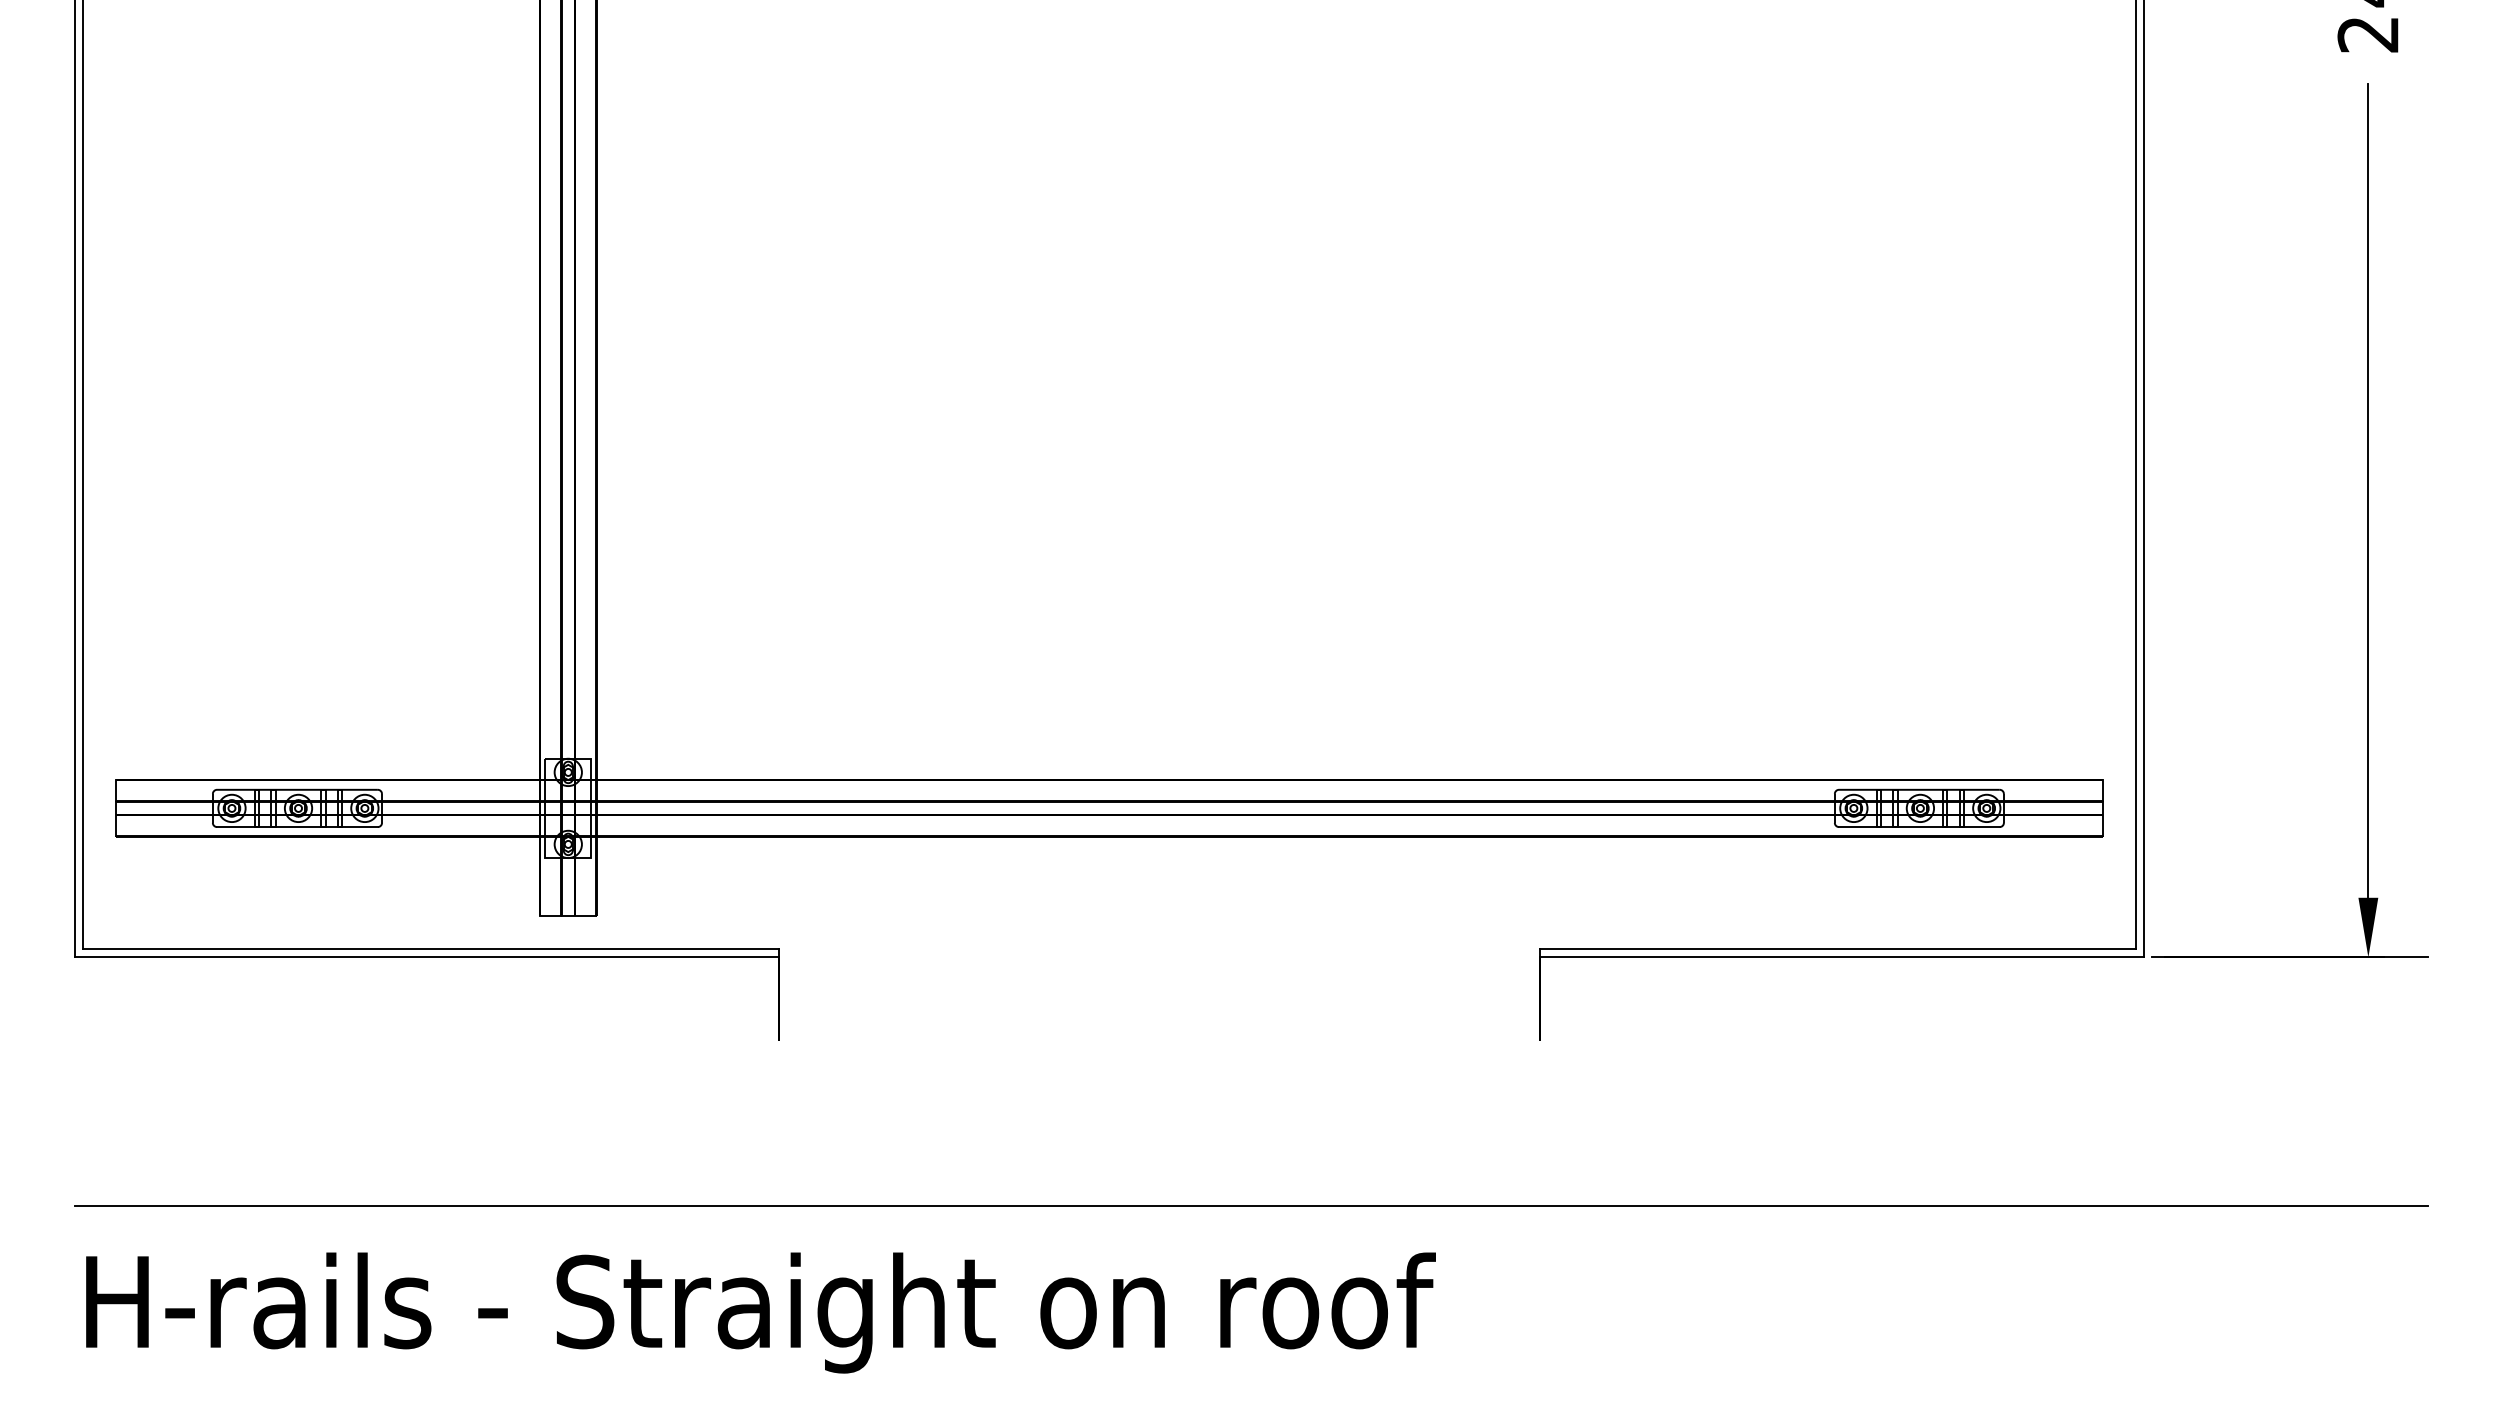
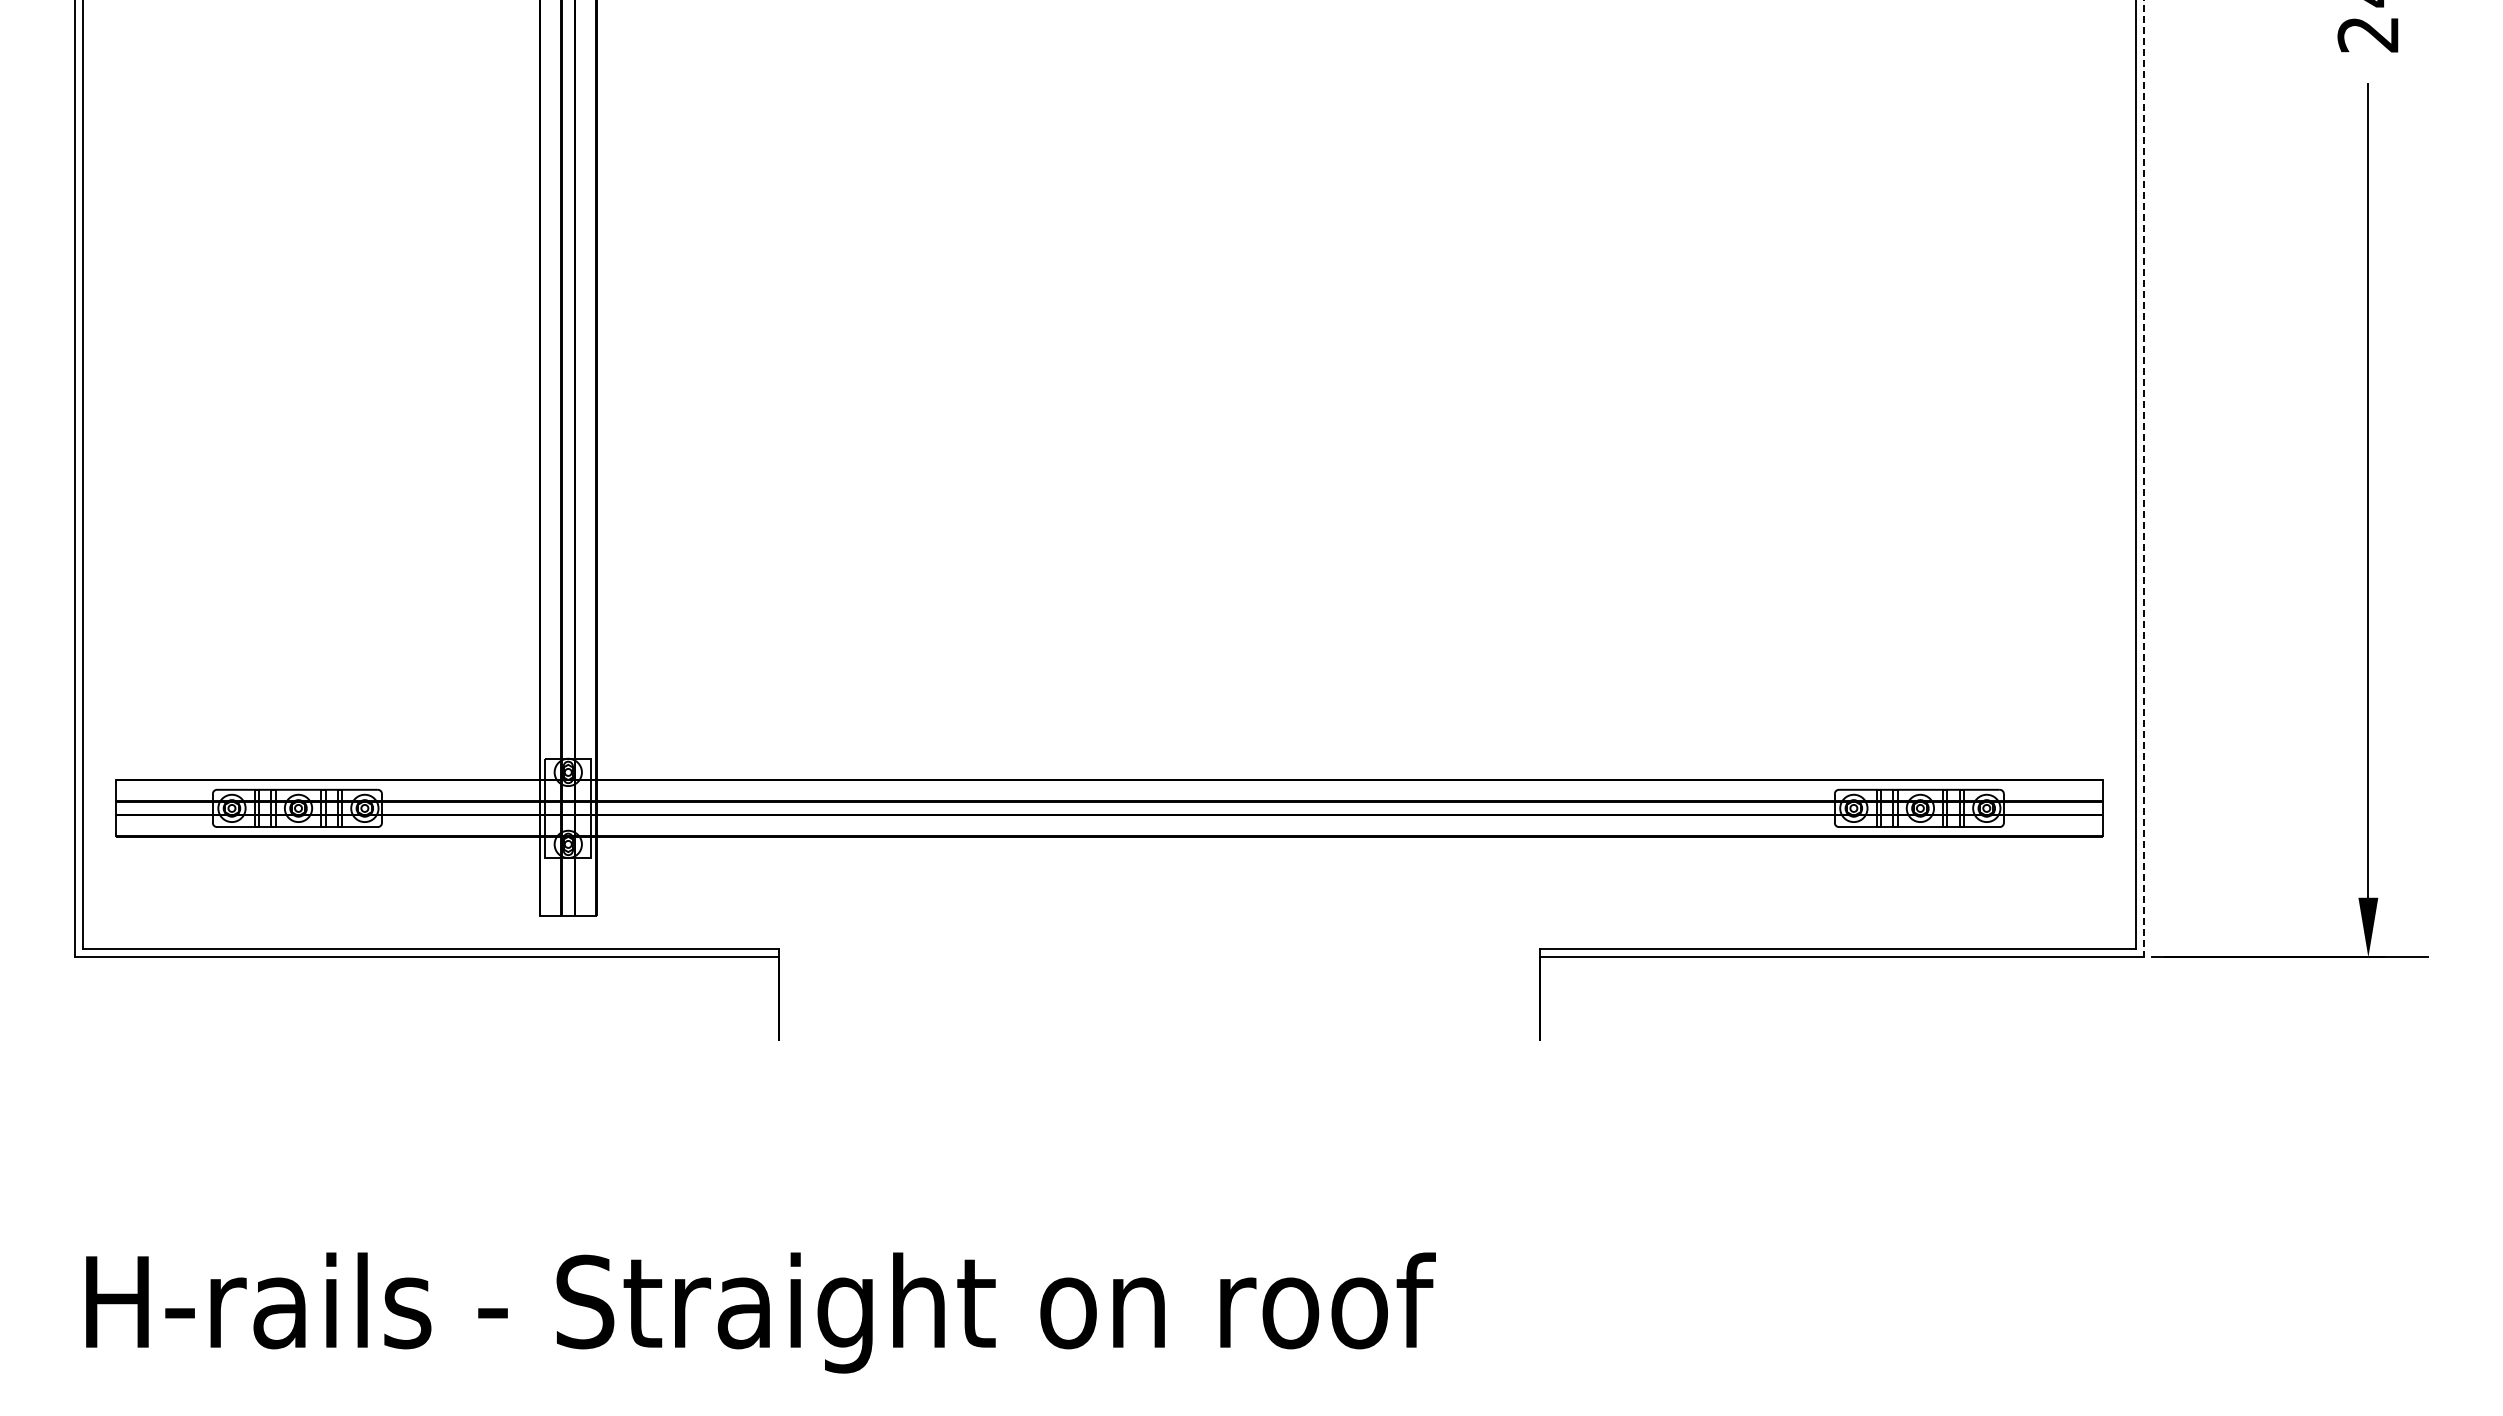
line: solid -> dashed (2143, 479)
line: present -> none (1251, 1205)
